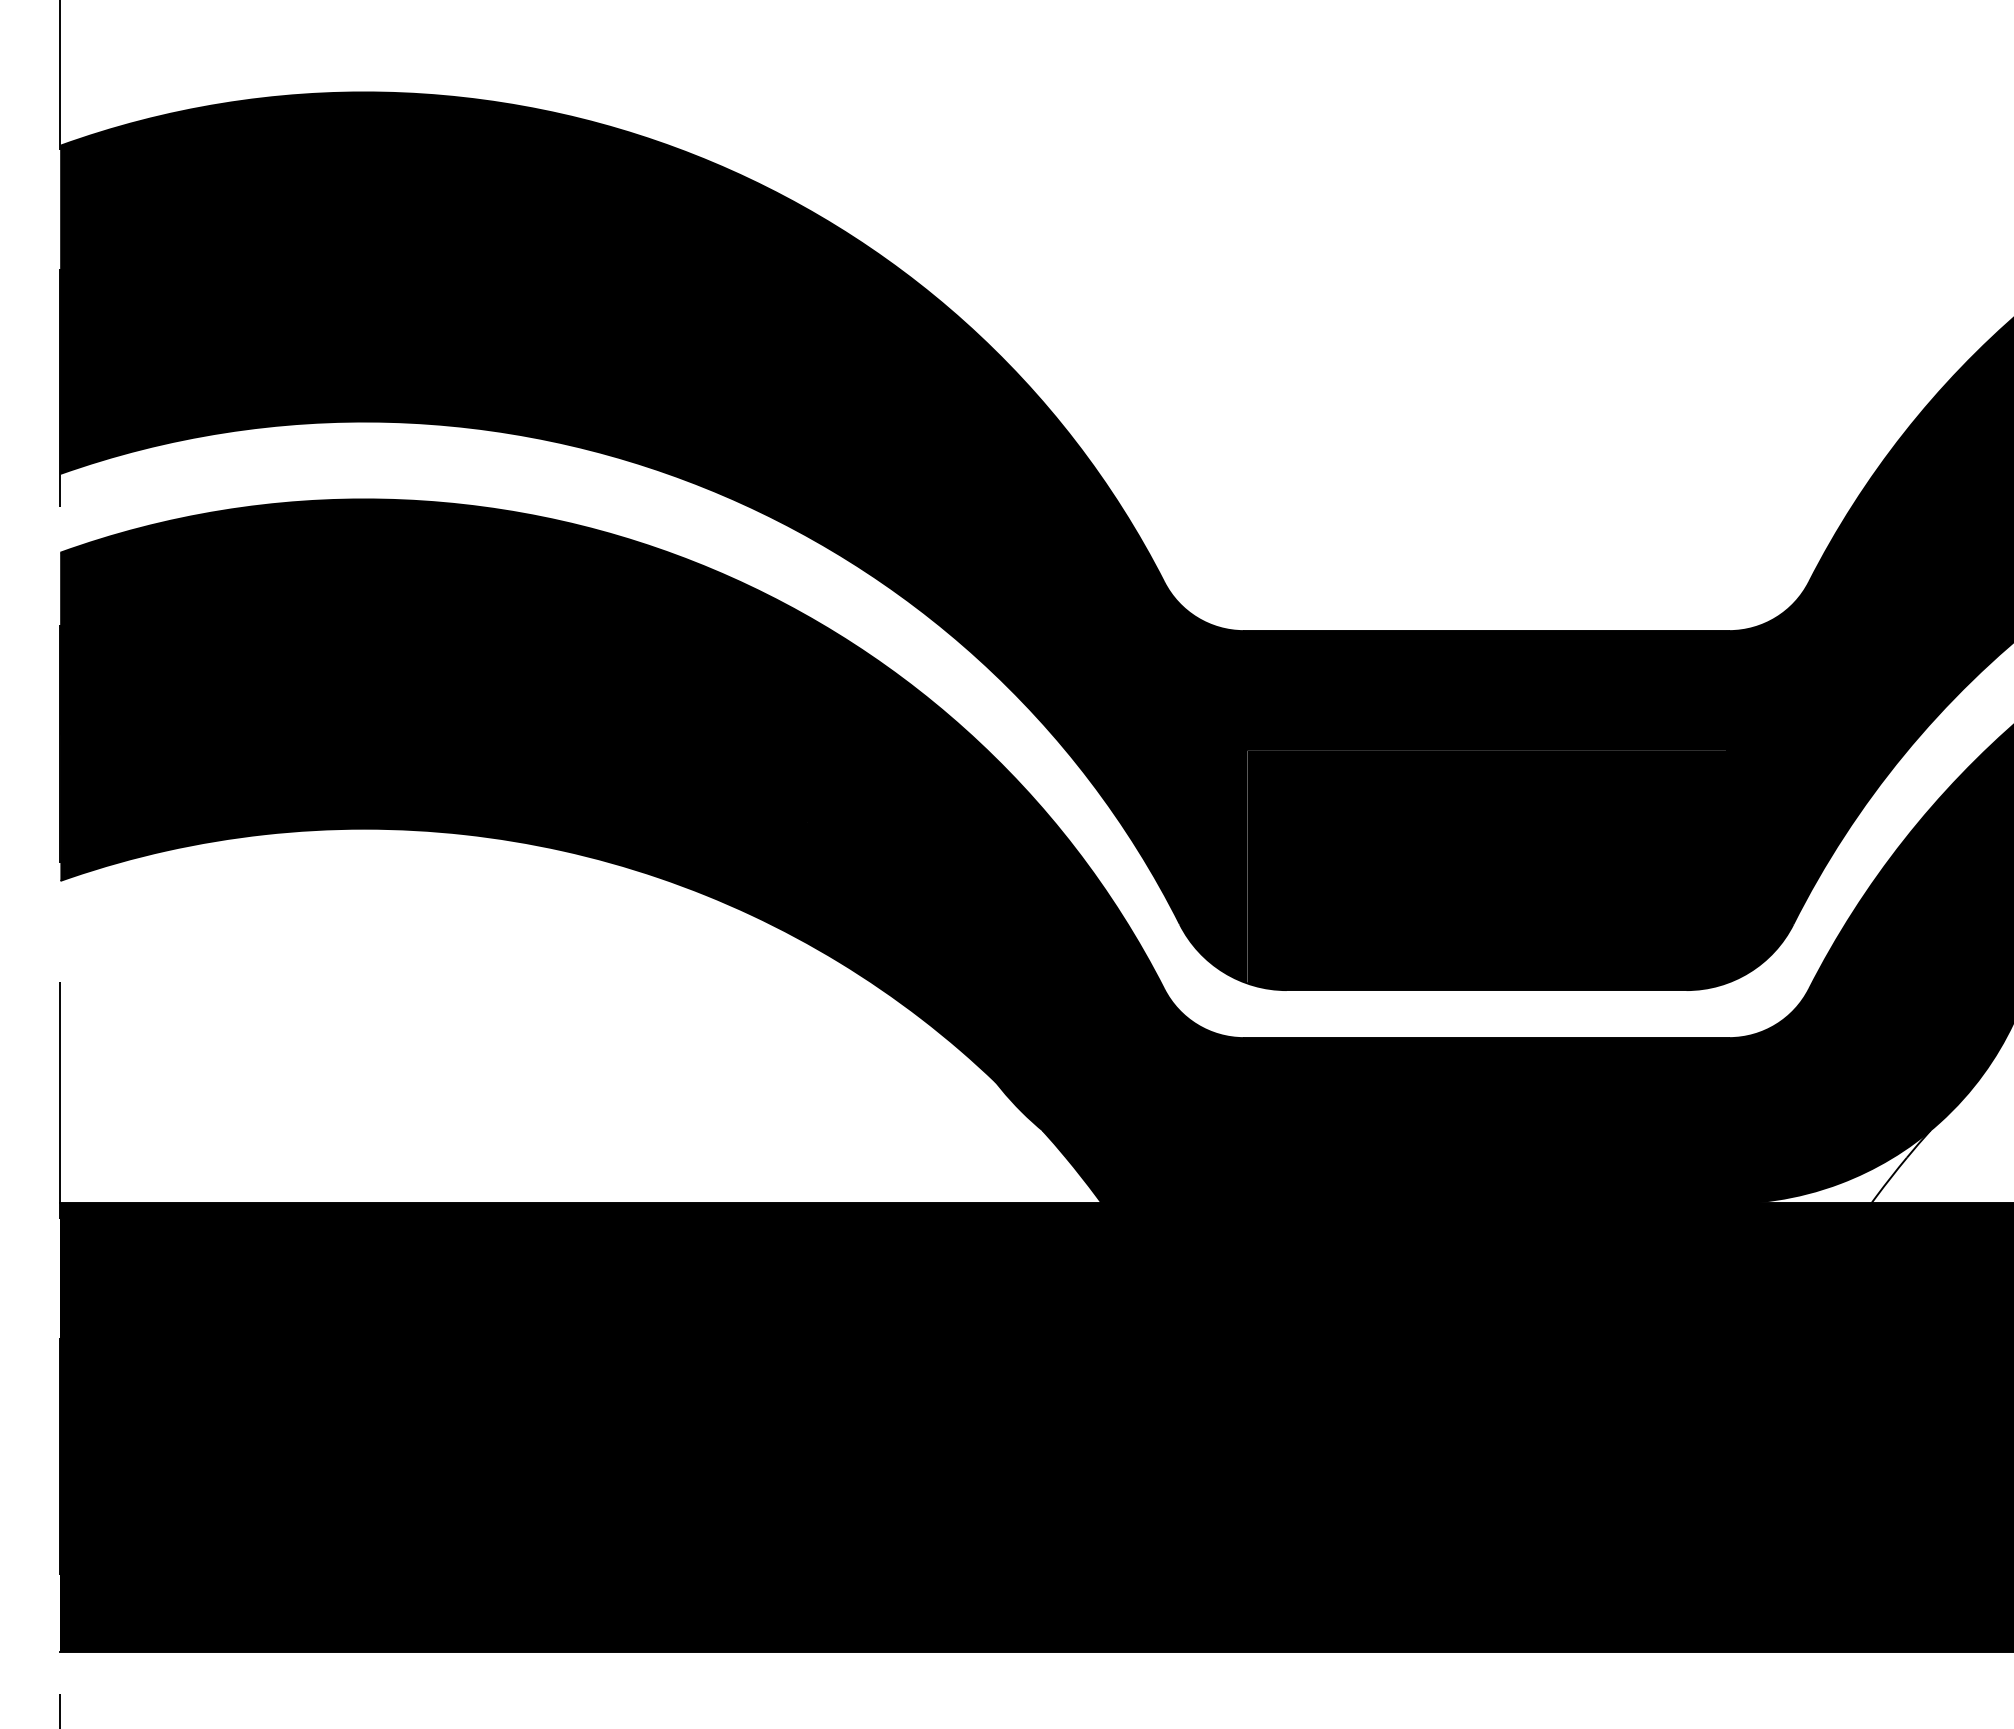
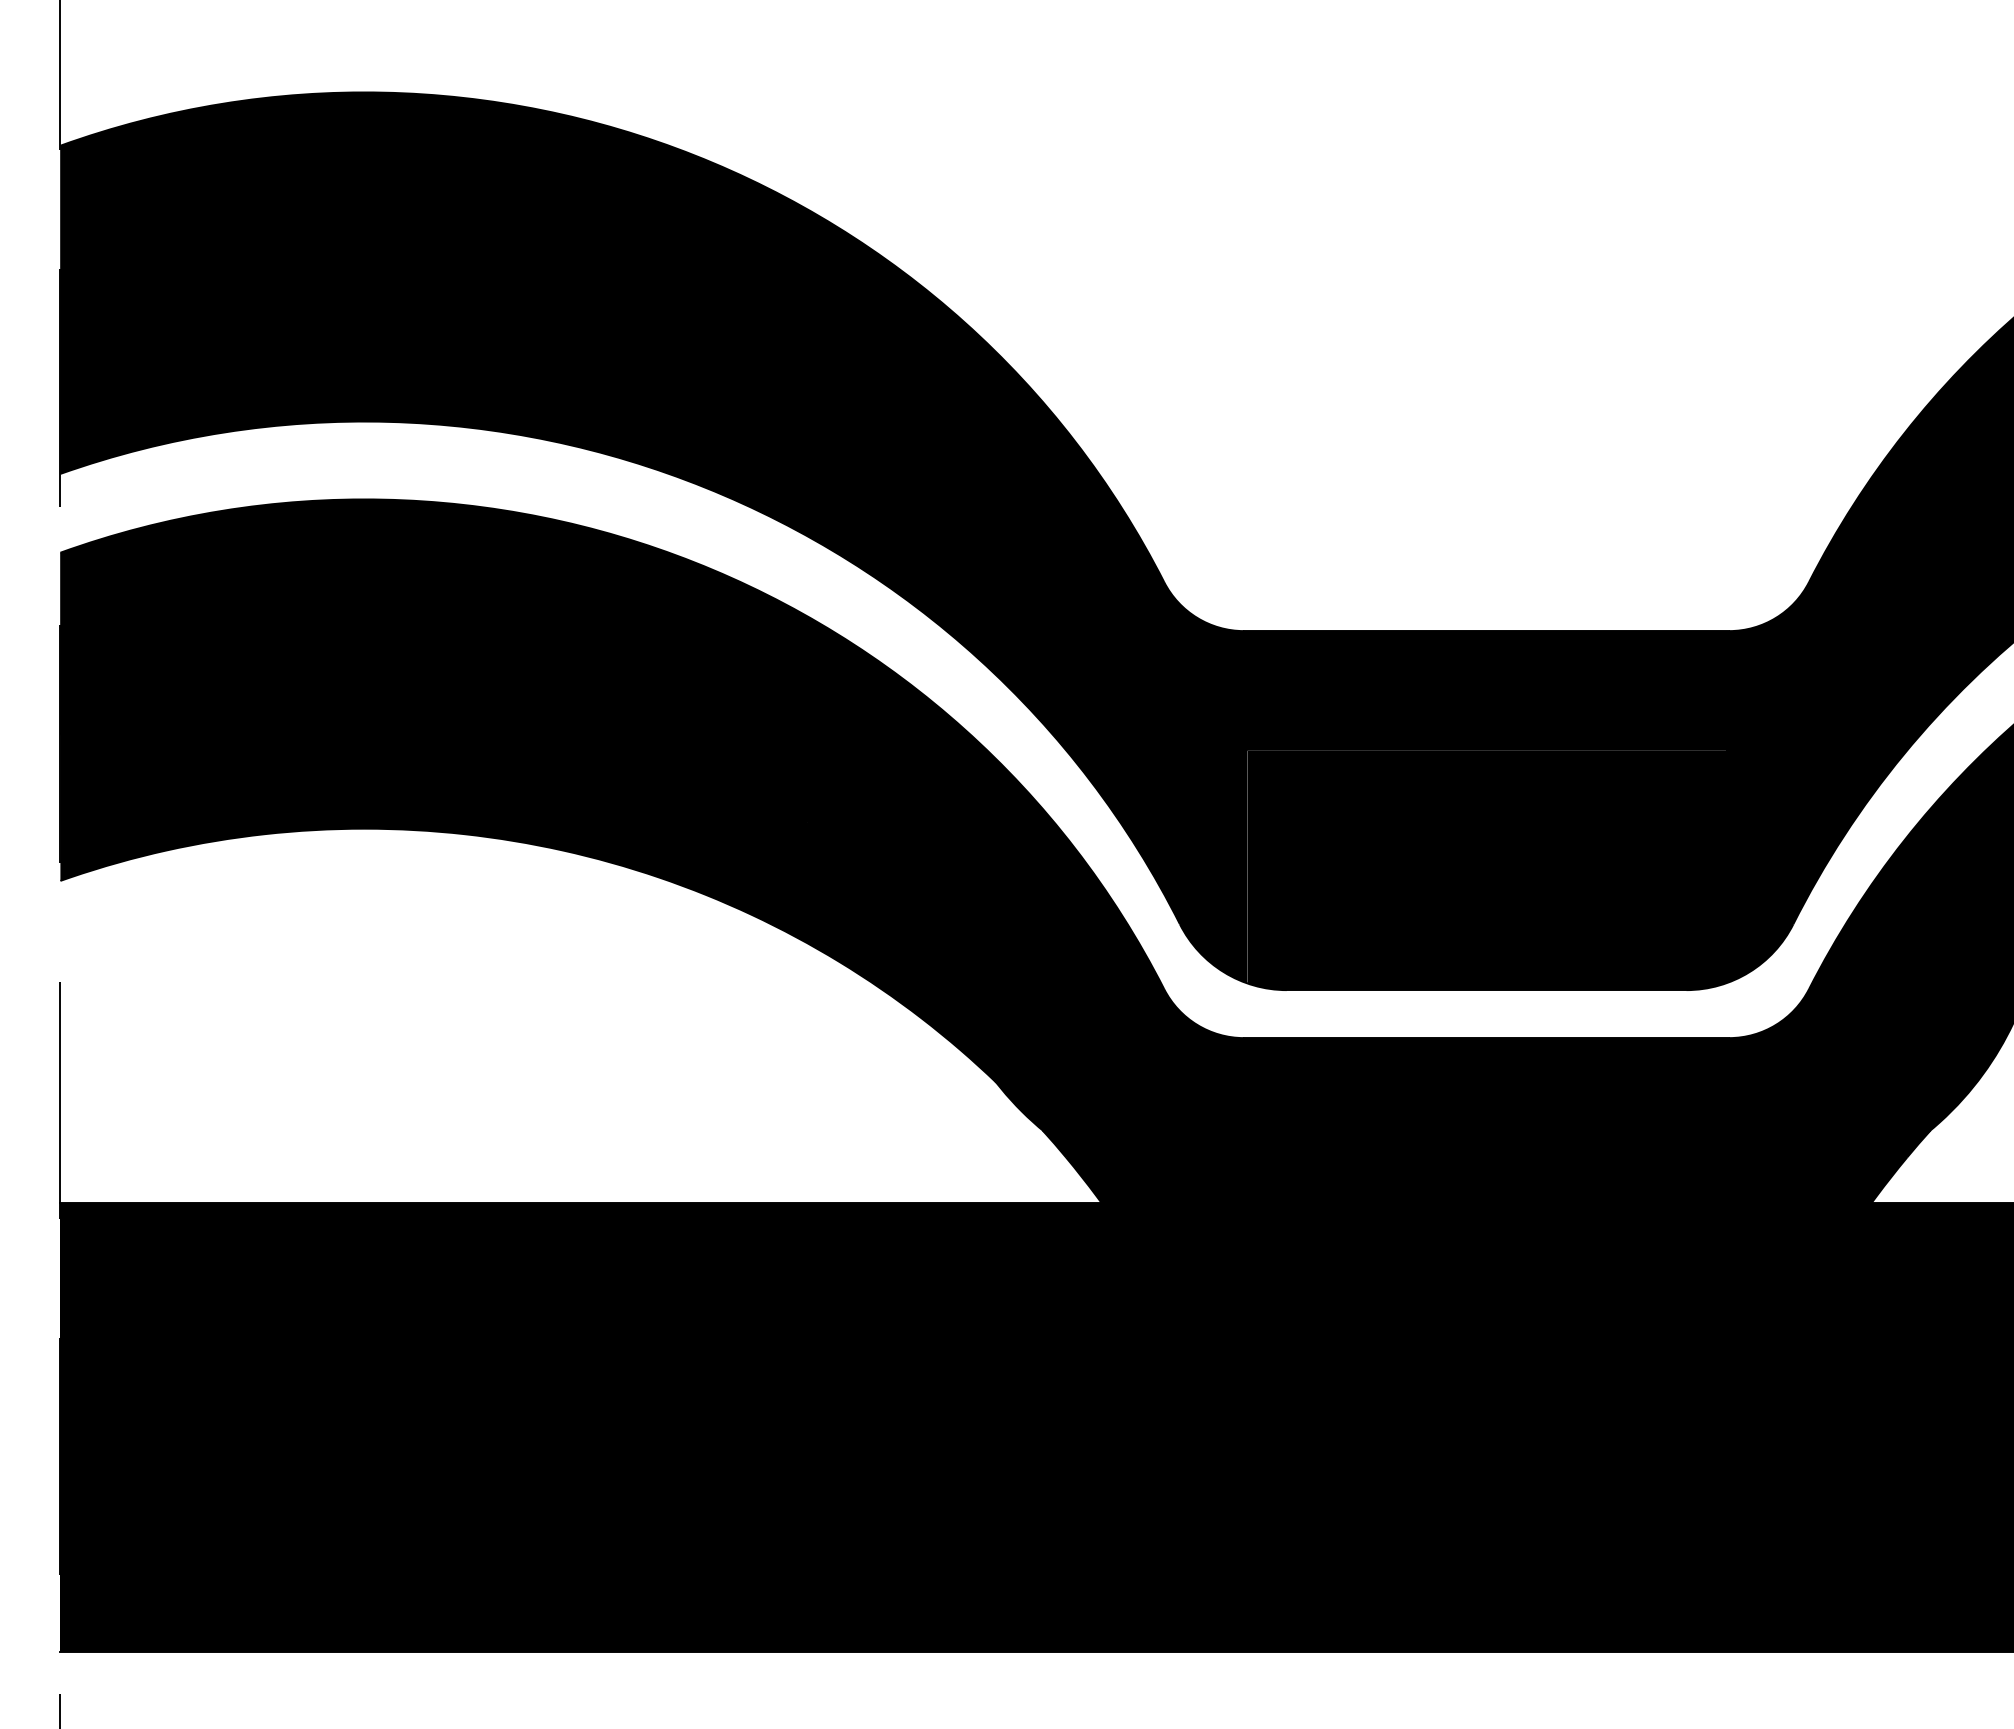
fill: none -> present (1828, 1167)
